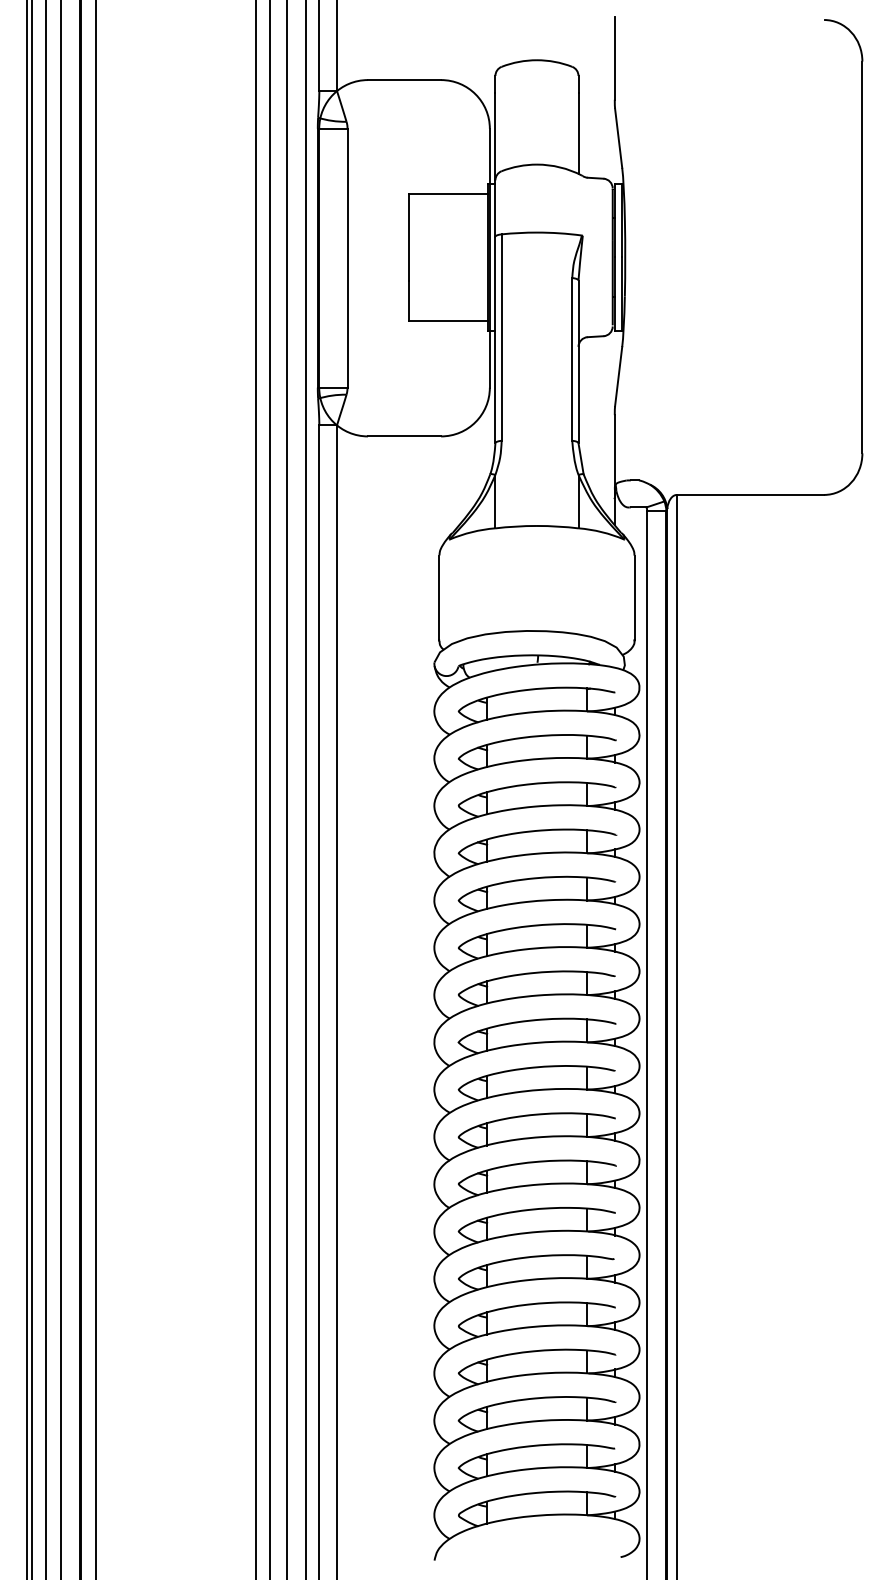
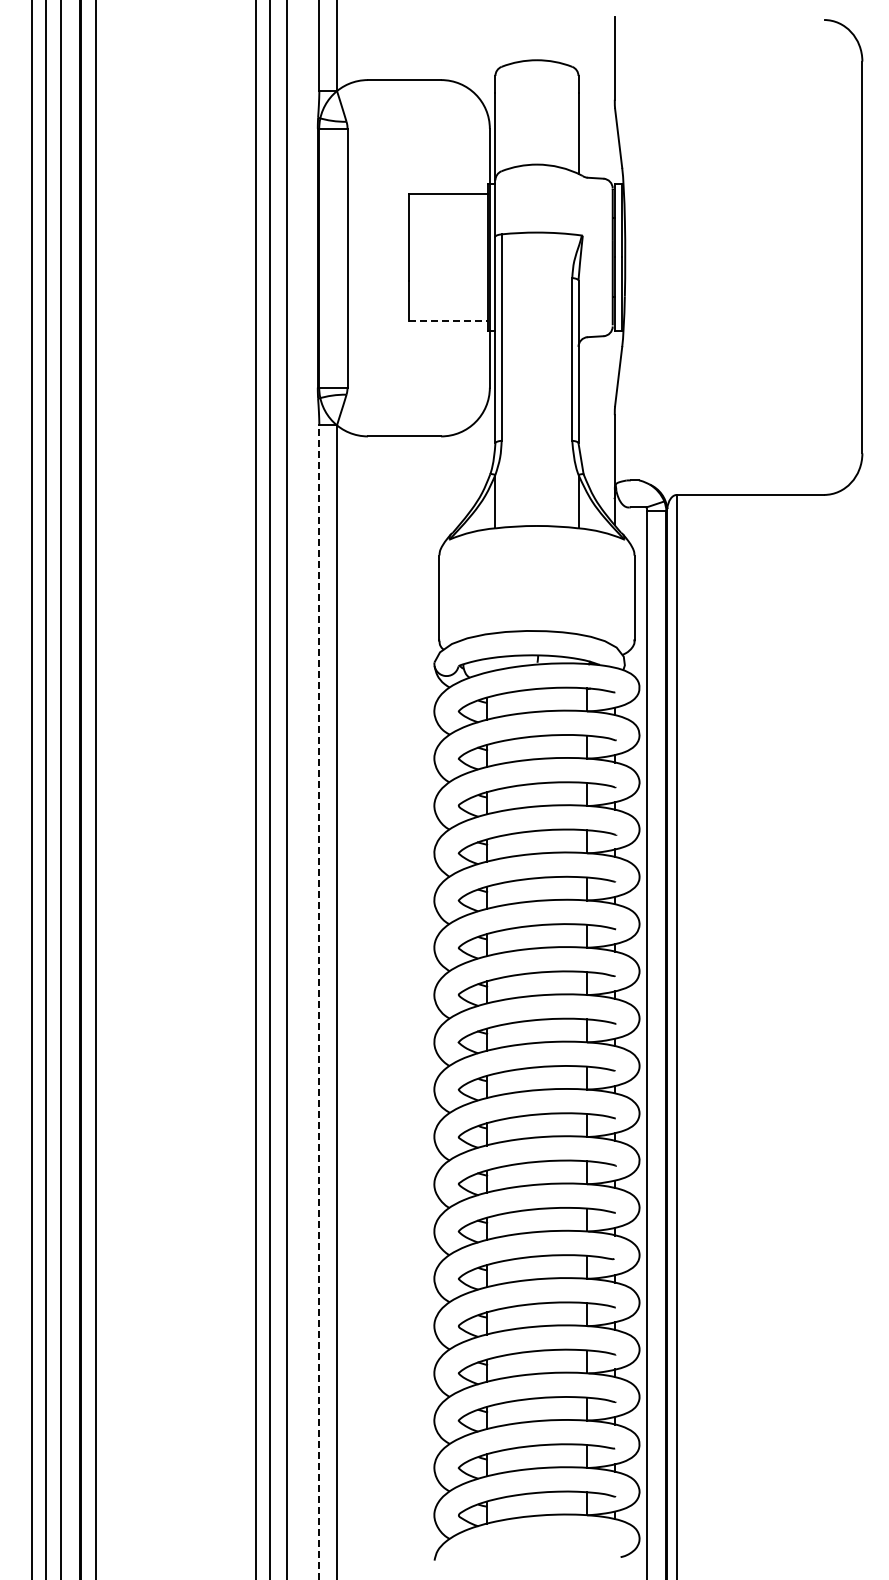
line: solid -> dashed (449, 321)
line: present -> none (26, 789)
line: present -> none (306, 789)
line: solid -> dashed (319, 1002)
